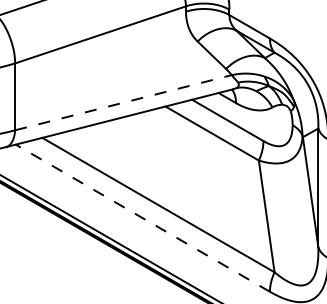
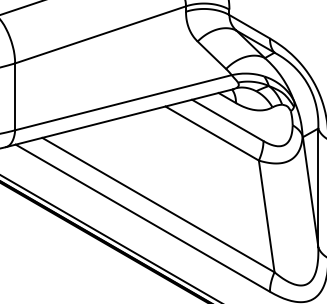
line: dashed -> solid (123, 102)
line: dashed -> solid (142, 218)
